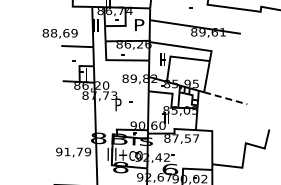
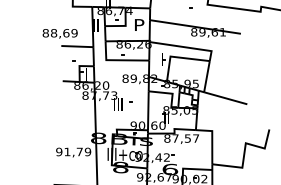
text: II -> I (162, 59)
line: dashed -> solid (225, 98)
text: P -> III (118, 104)
